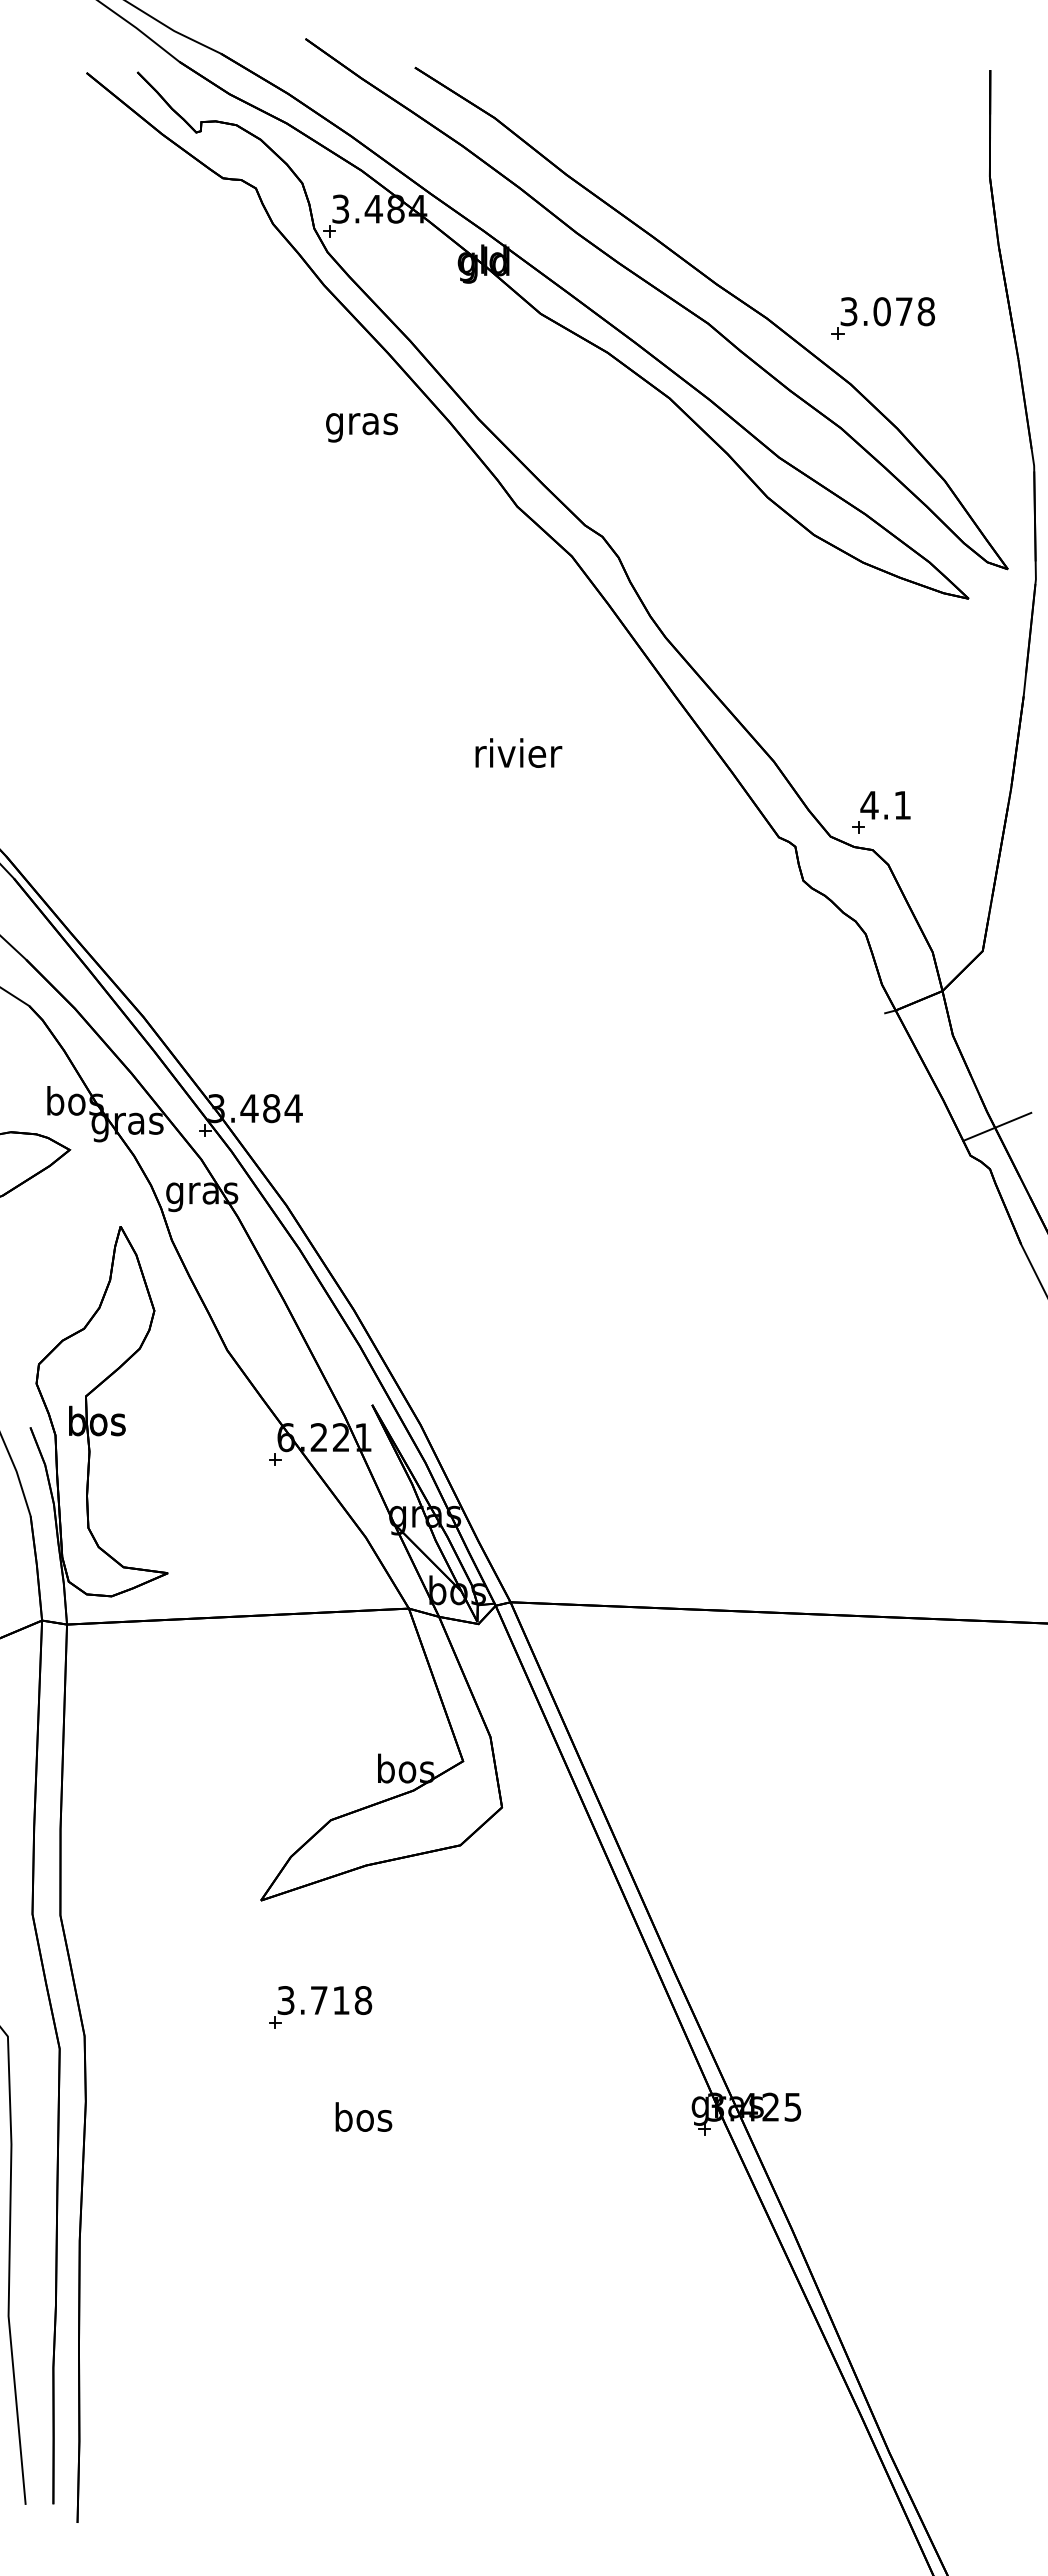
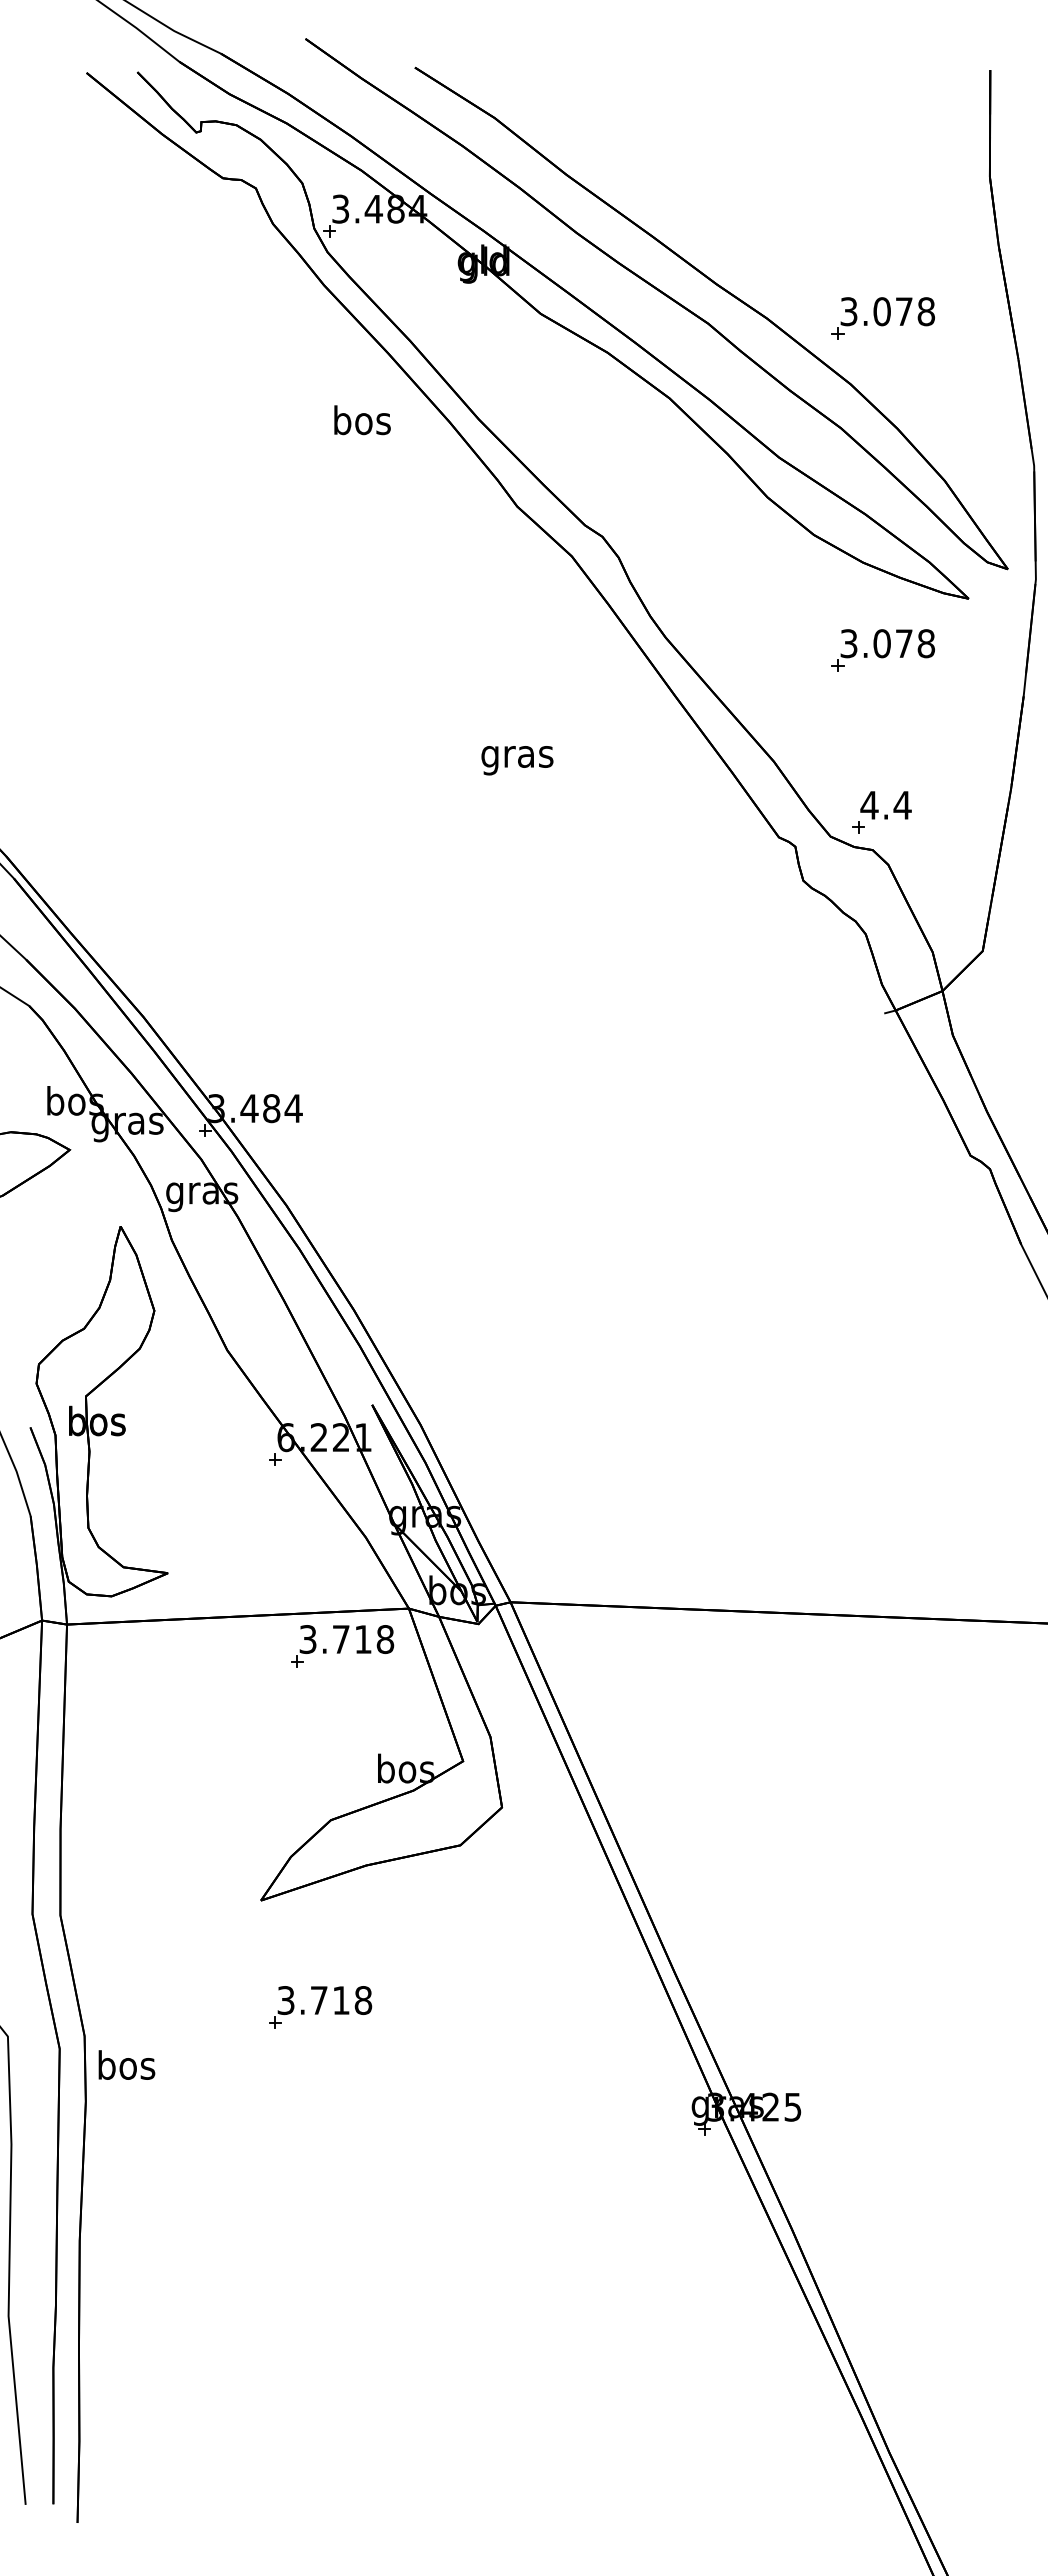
text: gras -> bos (361, 423)
part: none -> present (882, 650)
text: rivier -> gras (518, 756)
text: 4.1 -> 4.4 (902, 805)
line: present -> none (997, 1126)
part: none -> present (342, 1646)
text position: (363, 2116) -> (126, 2064) (126, 2064)
